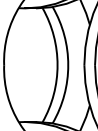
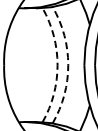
arc: solid -> dashed (57, 65)
arc: solid -> dashed (68, 65)
